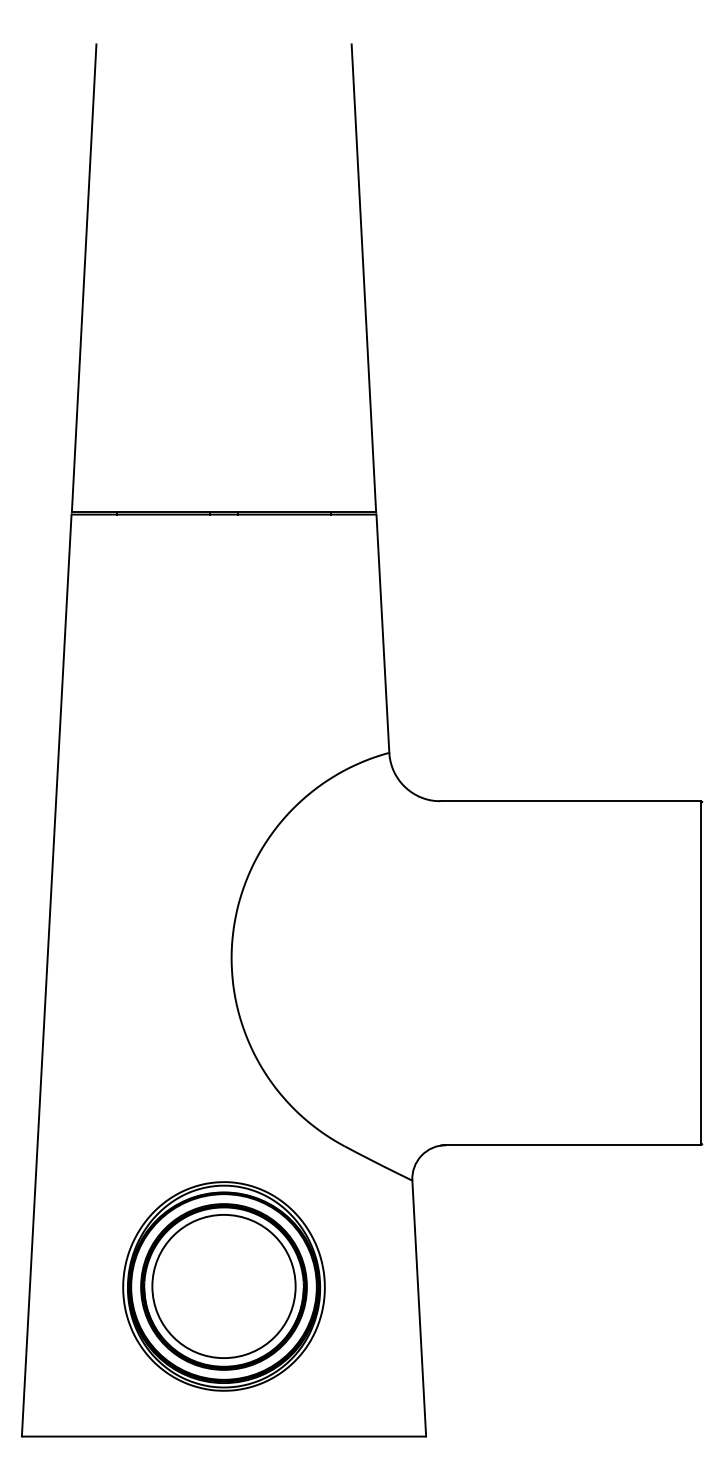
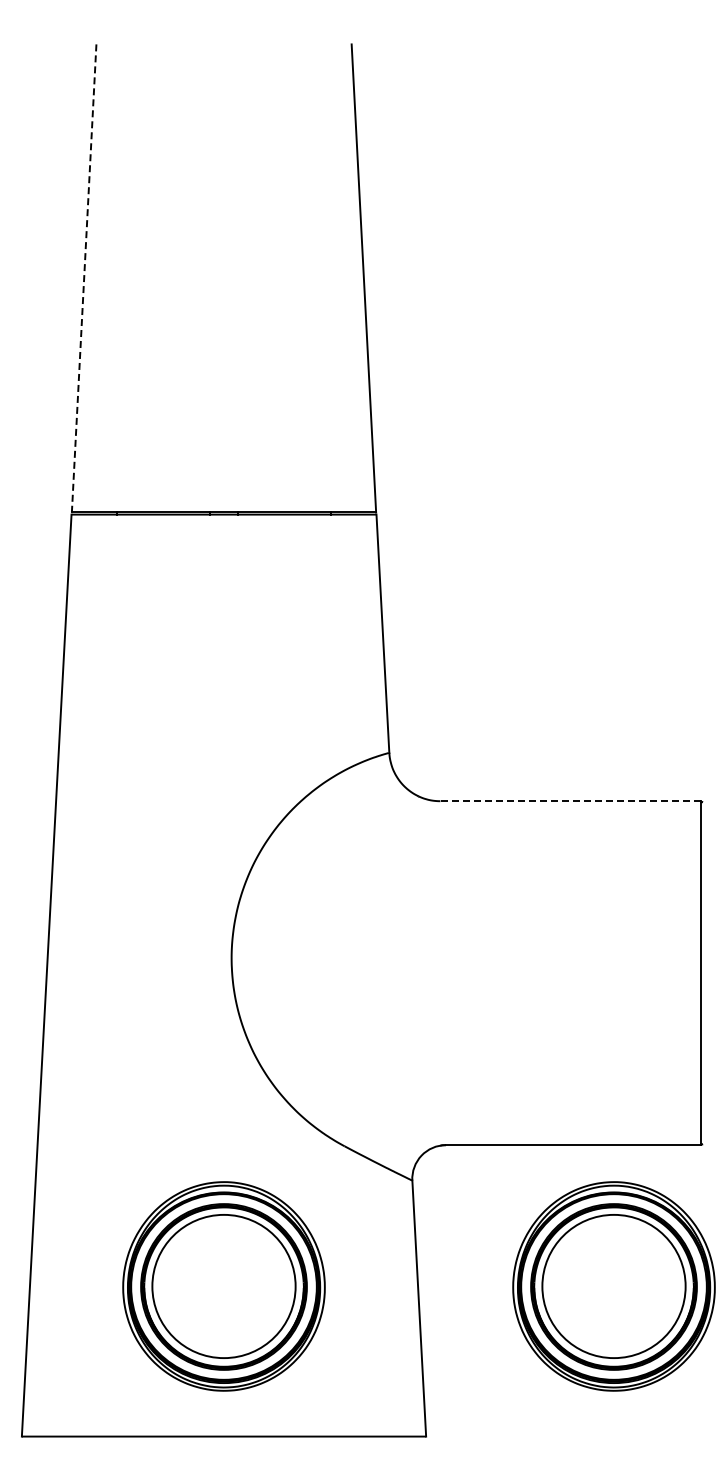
line: solid -> dashed (84, 278)
line: solid -> dashed (570, 801)
part: none -> present (613, 1286)
